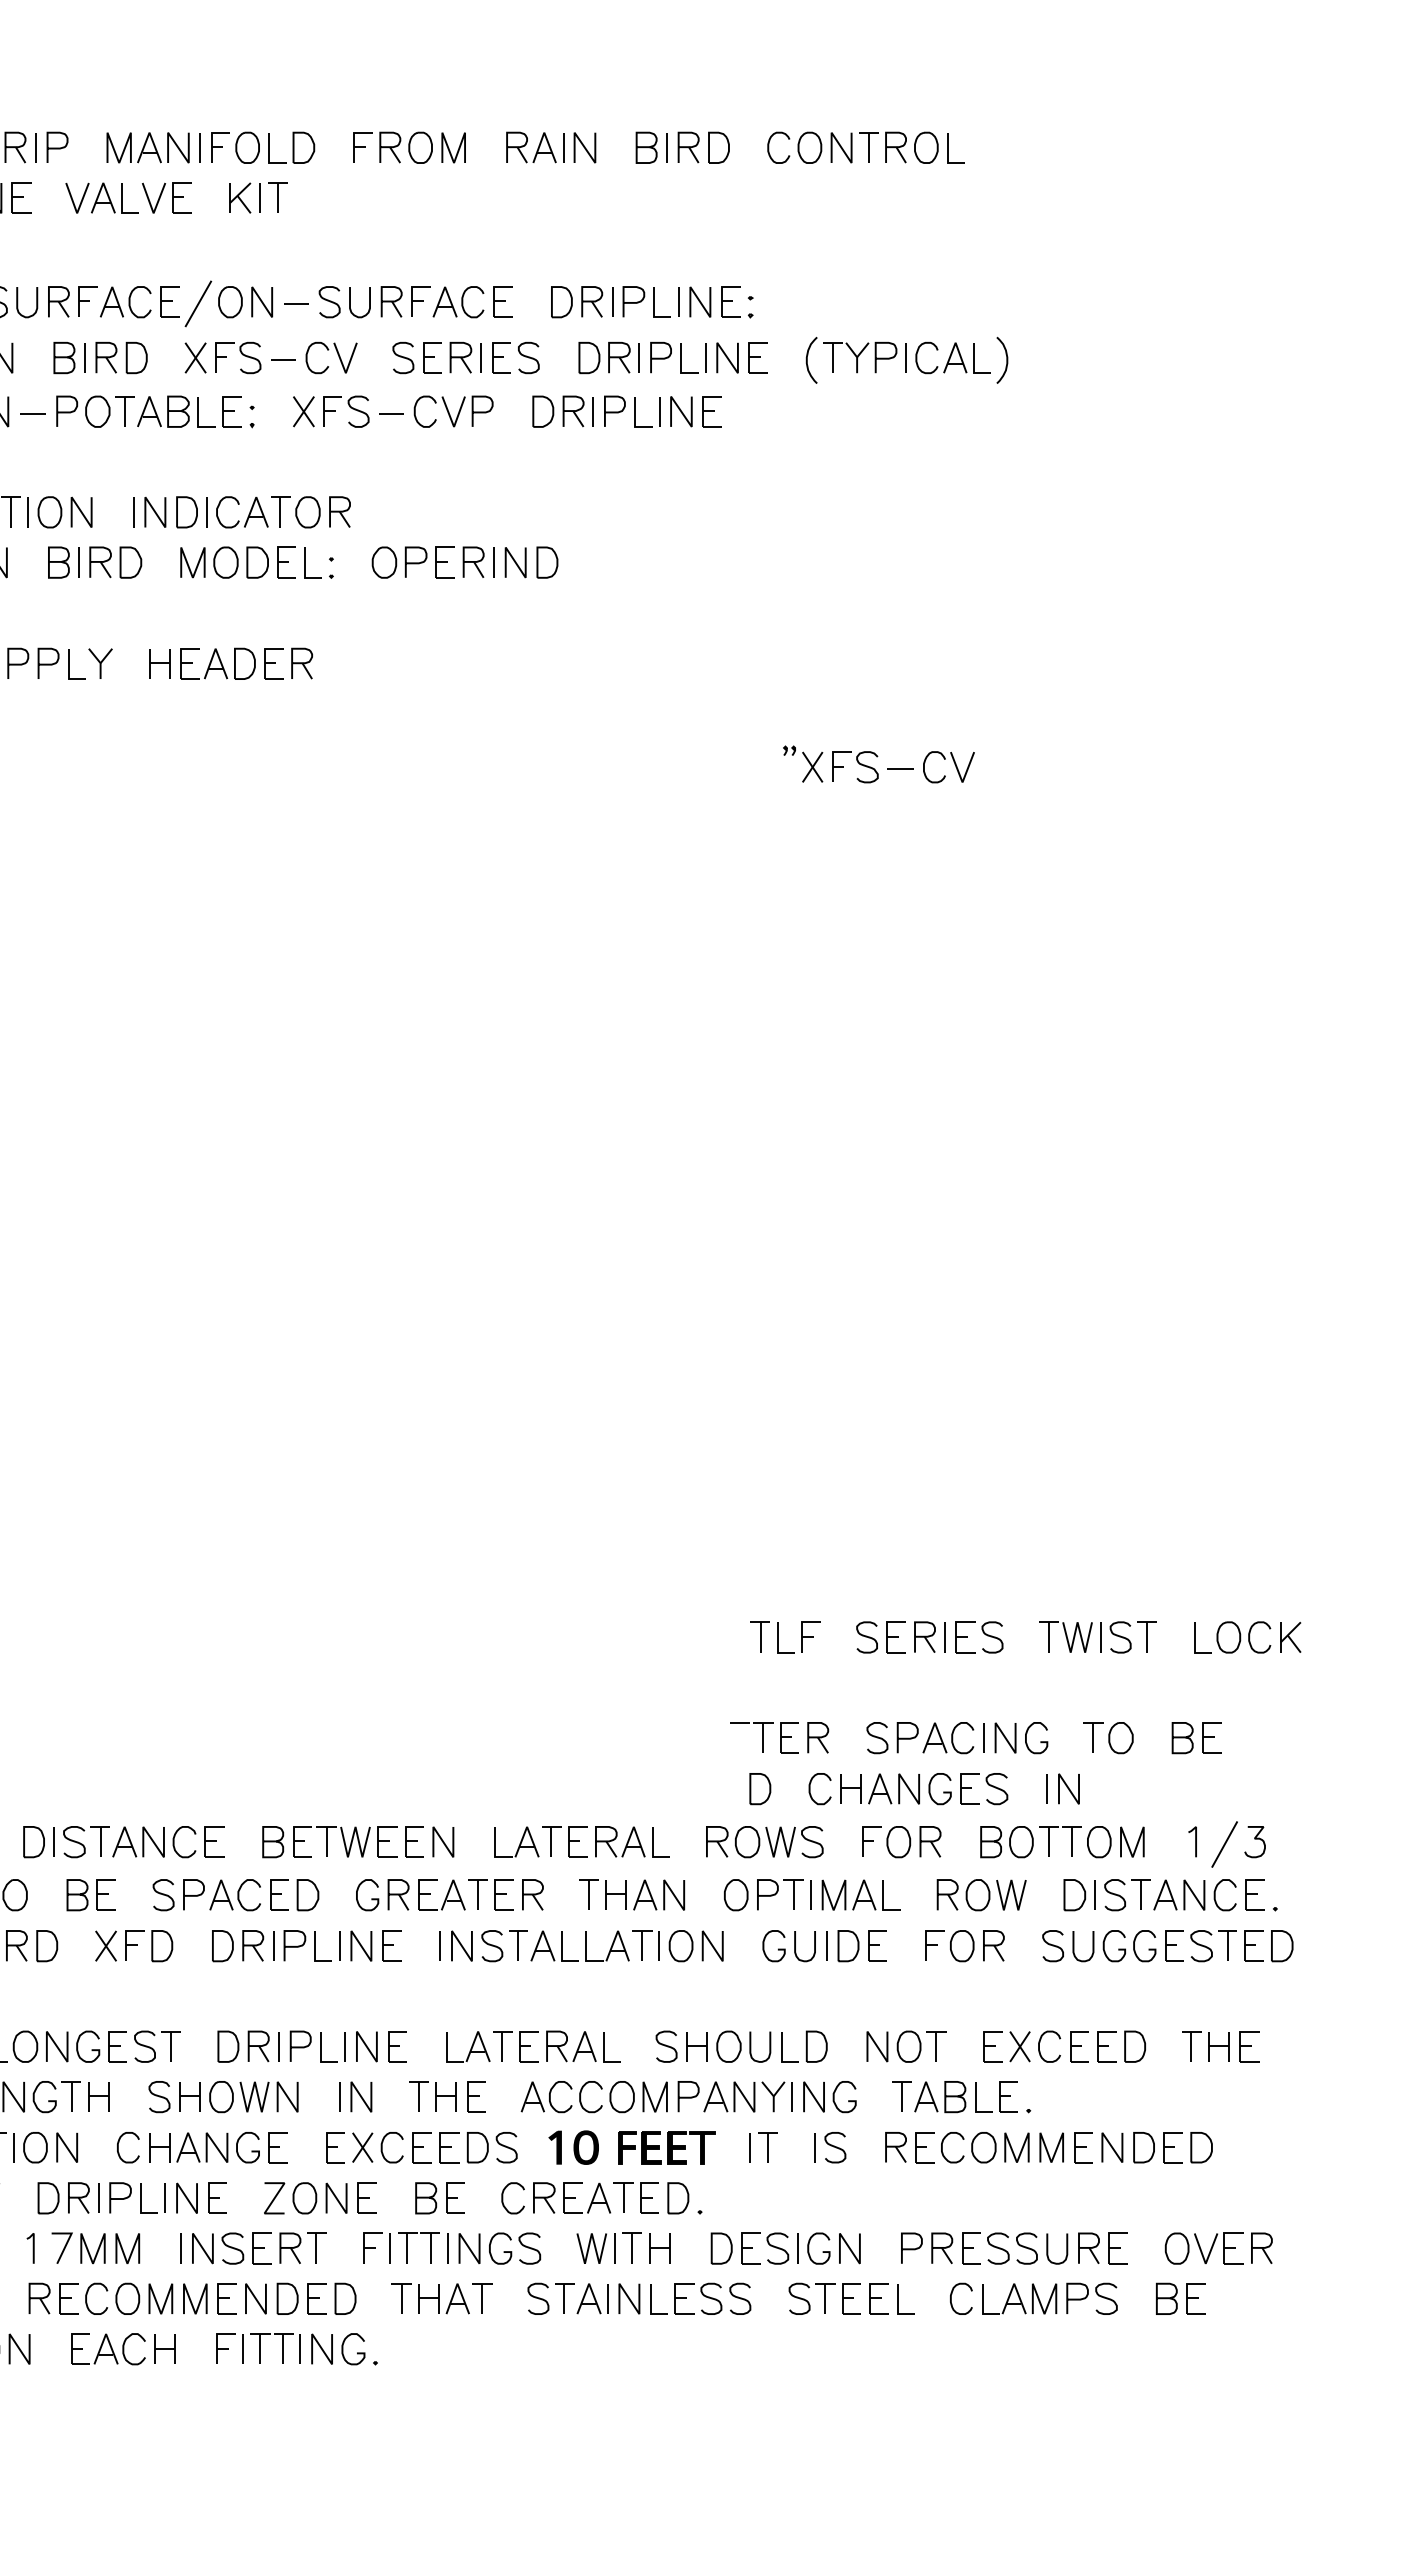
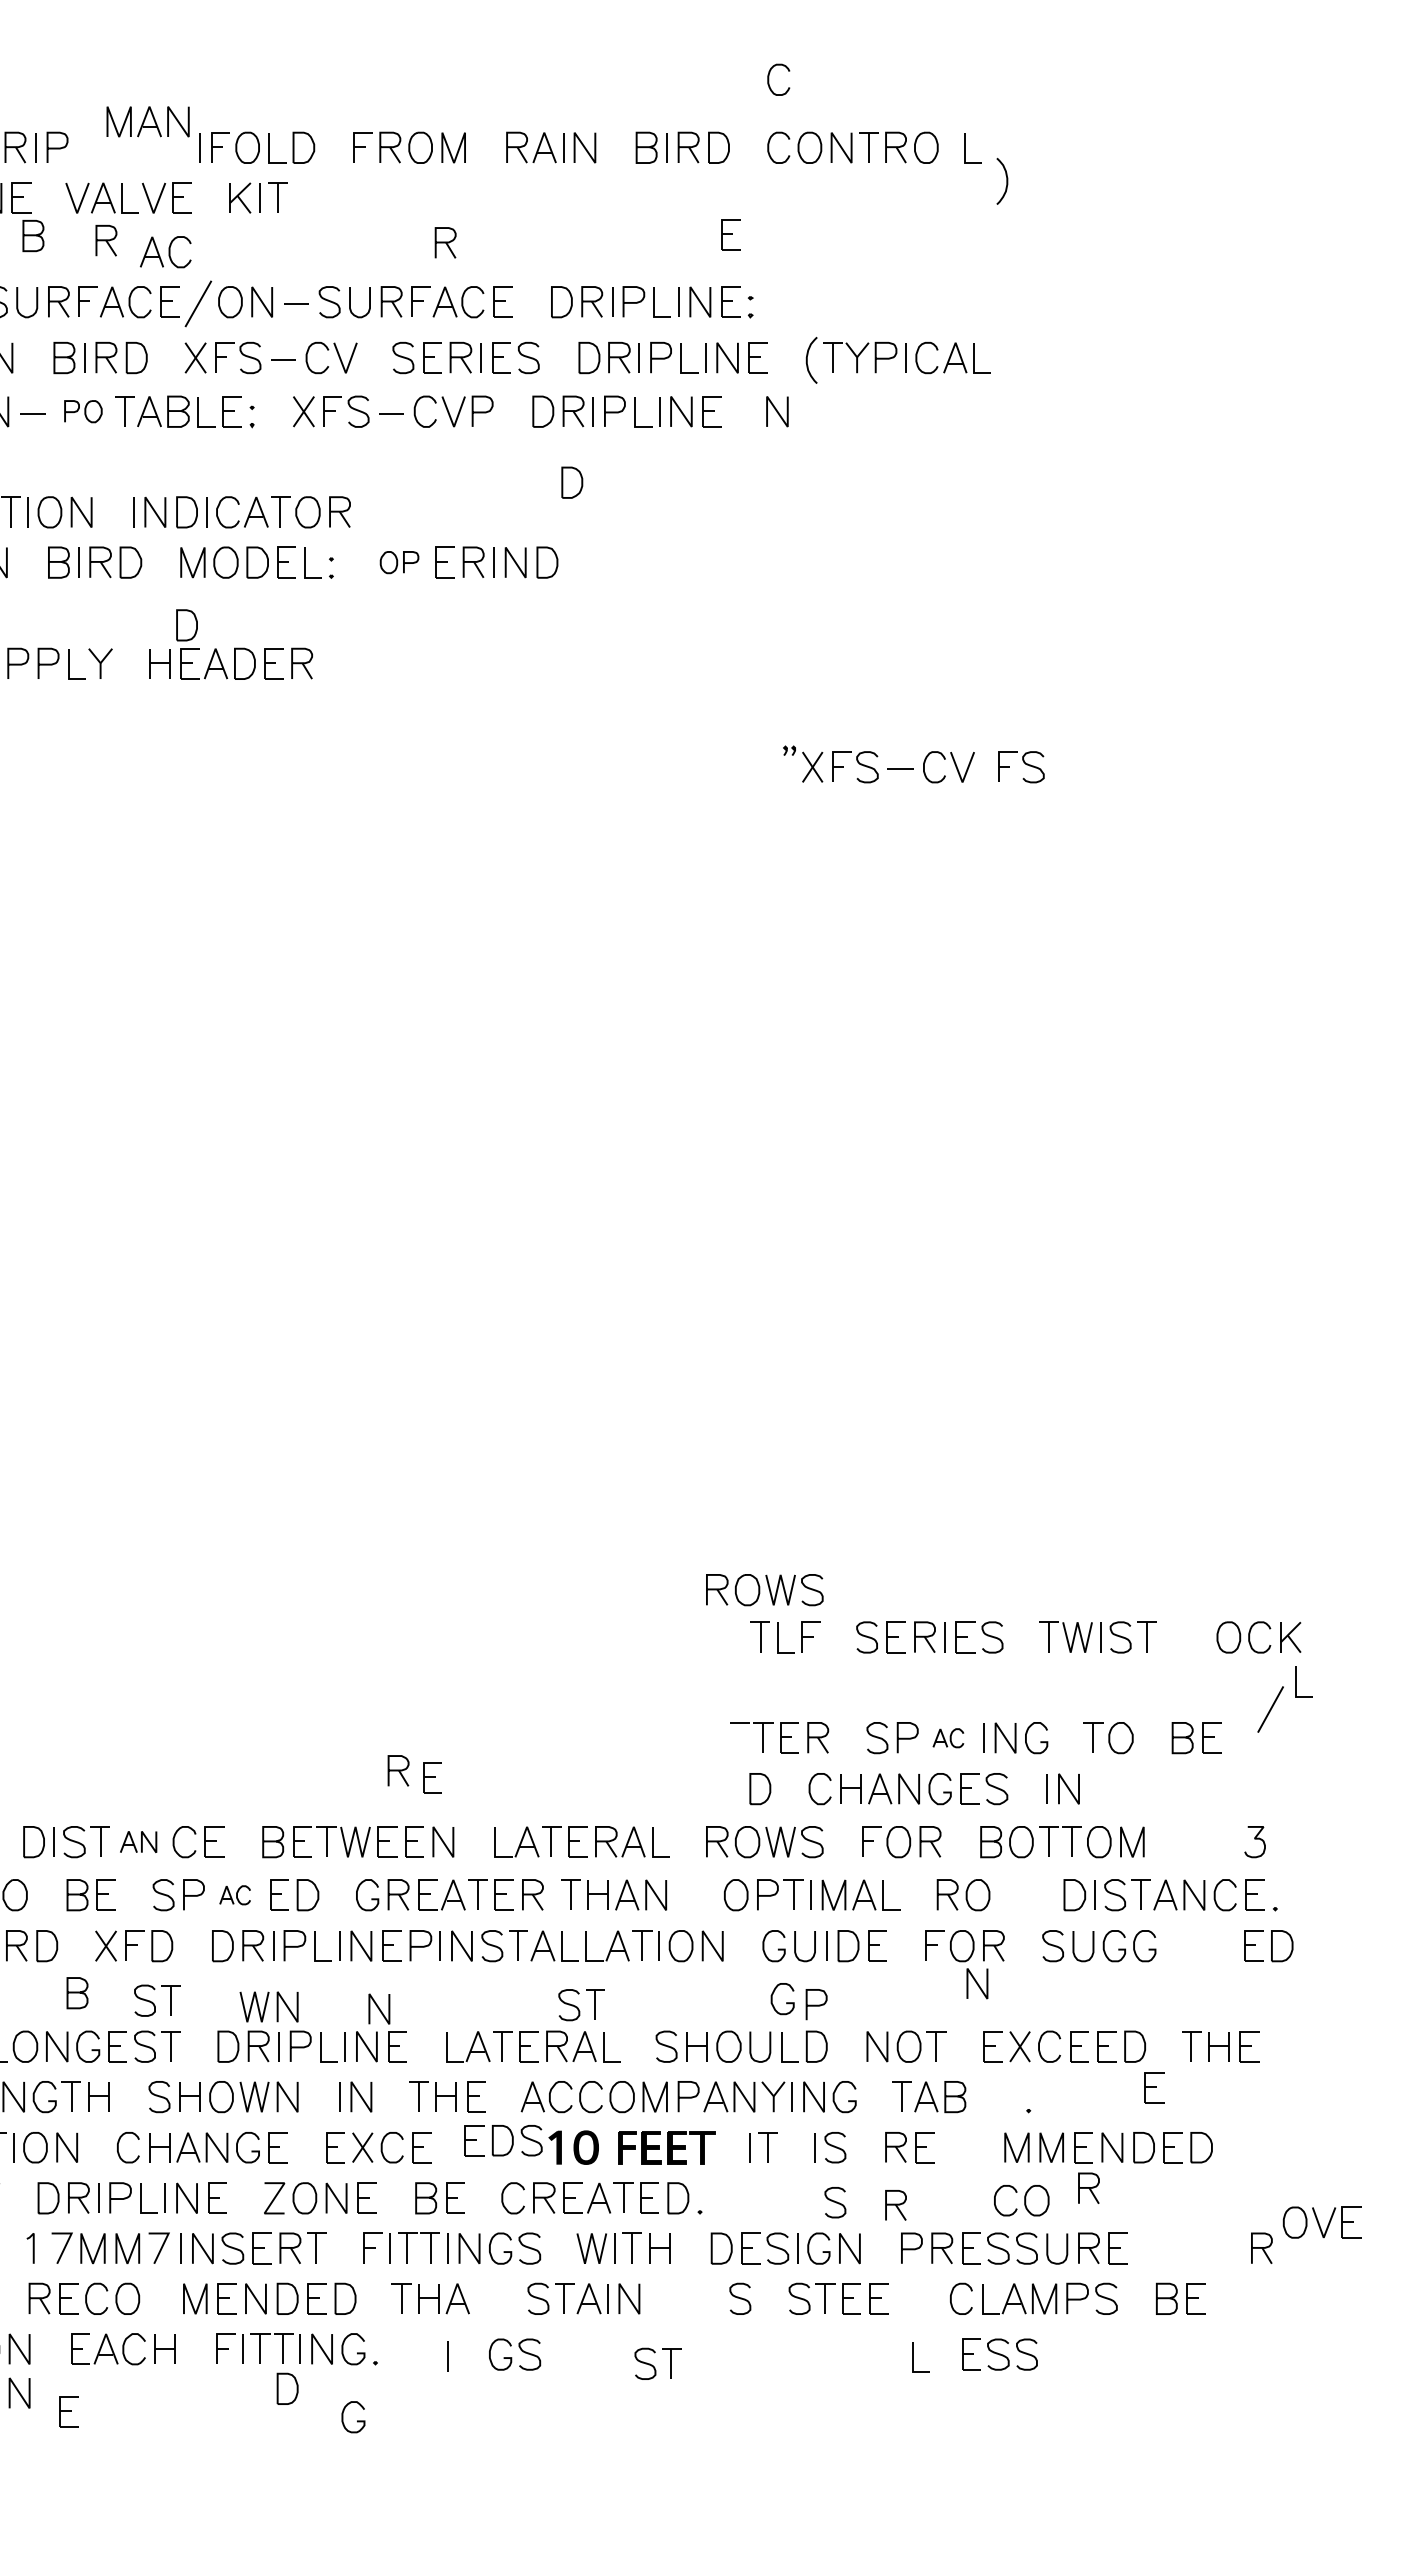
curve: none -> present (769, 79)
part position: (147, 147) -> (147, 121) (147, 121)
line position: (948, 148) -> (965, 148) (965, 148)
part: none -> present (730, 234)
curve: none -> present (33, 235)
part: none -> present (106, 240)
part: none -> present (445, 242)
part: none -> present (165, 252)
curve position: (1006, 360) -> (1006, 181) (1006, 181)
part size: 55x33 px -> 39x24 px (83, 411)
line: none -> present (777, 411)
part: none -> present (572, 482)
part size: 57x33 px -> 41x24 px (399, 562)
part: none -> present (186, 625)
part: none -> present (1021, 767)
part: none -> present (764, 1590)
line position: (1195, 1637) -> (1296, 1681) (1296, 1681)
part size: 53x33 px -> 33x21 px (948, 1738)
part: none -> present (398, 1770)
part: none -> present (432, 1777)
part size: 53x32 px -> 38x22 px (138, 1841)
line: present -> none (1195, 1841)
line position: (1224, 1844) -> (1270, 1709) (1270, 1709)
part position: (632, 1894) -> (614, 1894) (614, 1894)
line: present -> none (1013, 1894)
part size: 52x33 px -> 32x21 px (234, 1895)
curve: none -> present (420, 1945)
part: present -> none (1200, 1946)
line: none -> present (977, 1983)
curve: none -> present (77, 1993)
part: none -> present (157, 2000)
curve: none -> present (786, 2002)
curve: none -> present (816, 2004)
part: none -> present (581, 2005)
part: none -> present (268, 2006)
line: none -> present (379, 2008)
part: none -> present (1154, 2087)
part: present -> none (996, 2096)
part position: (478, 2147) -> (503, 2140) (503, 2140)
part position: (968, 2147) -> (1021, 2200) (1021, 2200)
part: none -> present (1088, 2187)
curve: none -> present (835, 2202)
part: none -> present (895, 2205)
line: none -> present (160, 2248)
part position: (1203, 2248) -> (1321, 2222) (1321, 2222)
line: present -> none (156, 2298)
part: present -> none (482, 2298)
part: present -> none (686, 2298)
line position: (898, 2299) -> (913, 2357) (913, 2357)
part: none -> present (515, 2354)
part: none -> present (999, 2354)
line: none -> present (447, 2356)
part: none -> present (657, 2363)
part: none -> present (287, 2388)
line: none -> present (19, 2392)
part: none -> present (68, 2411)
curve: none -> present (357, 2420)
